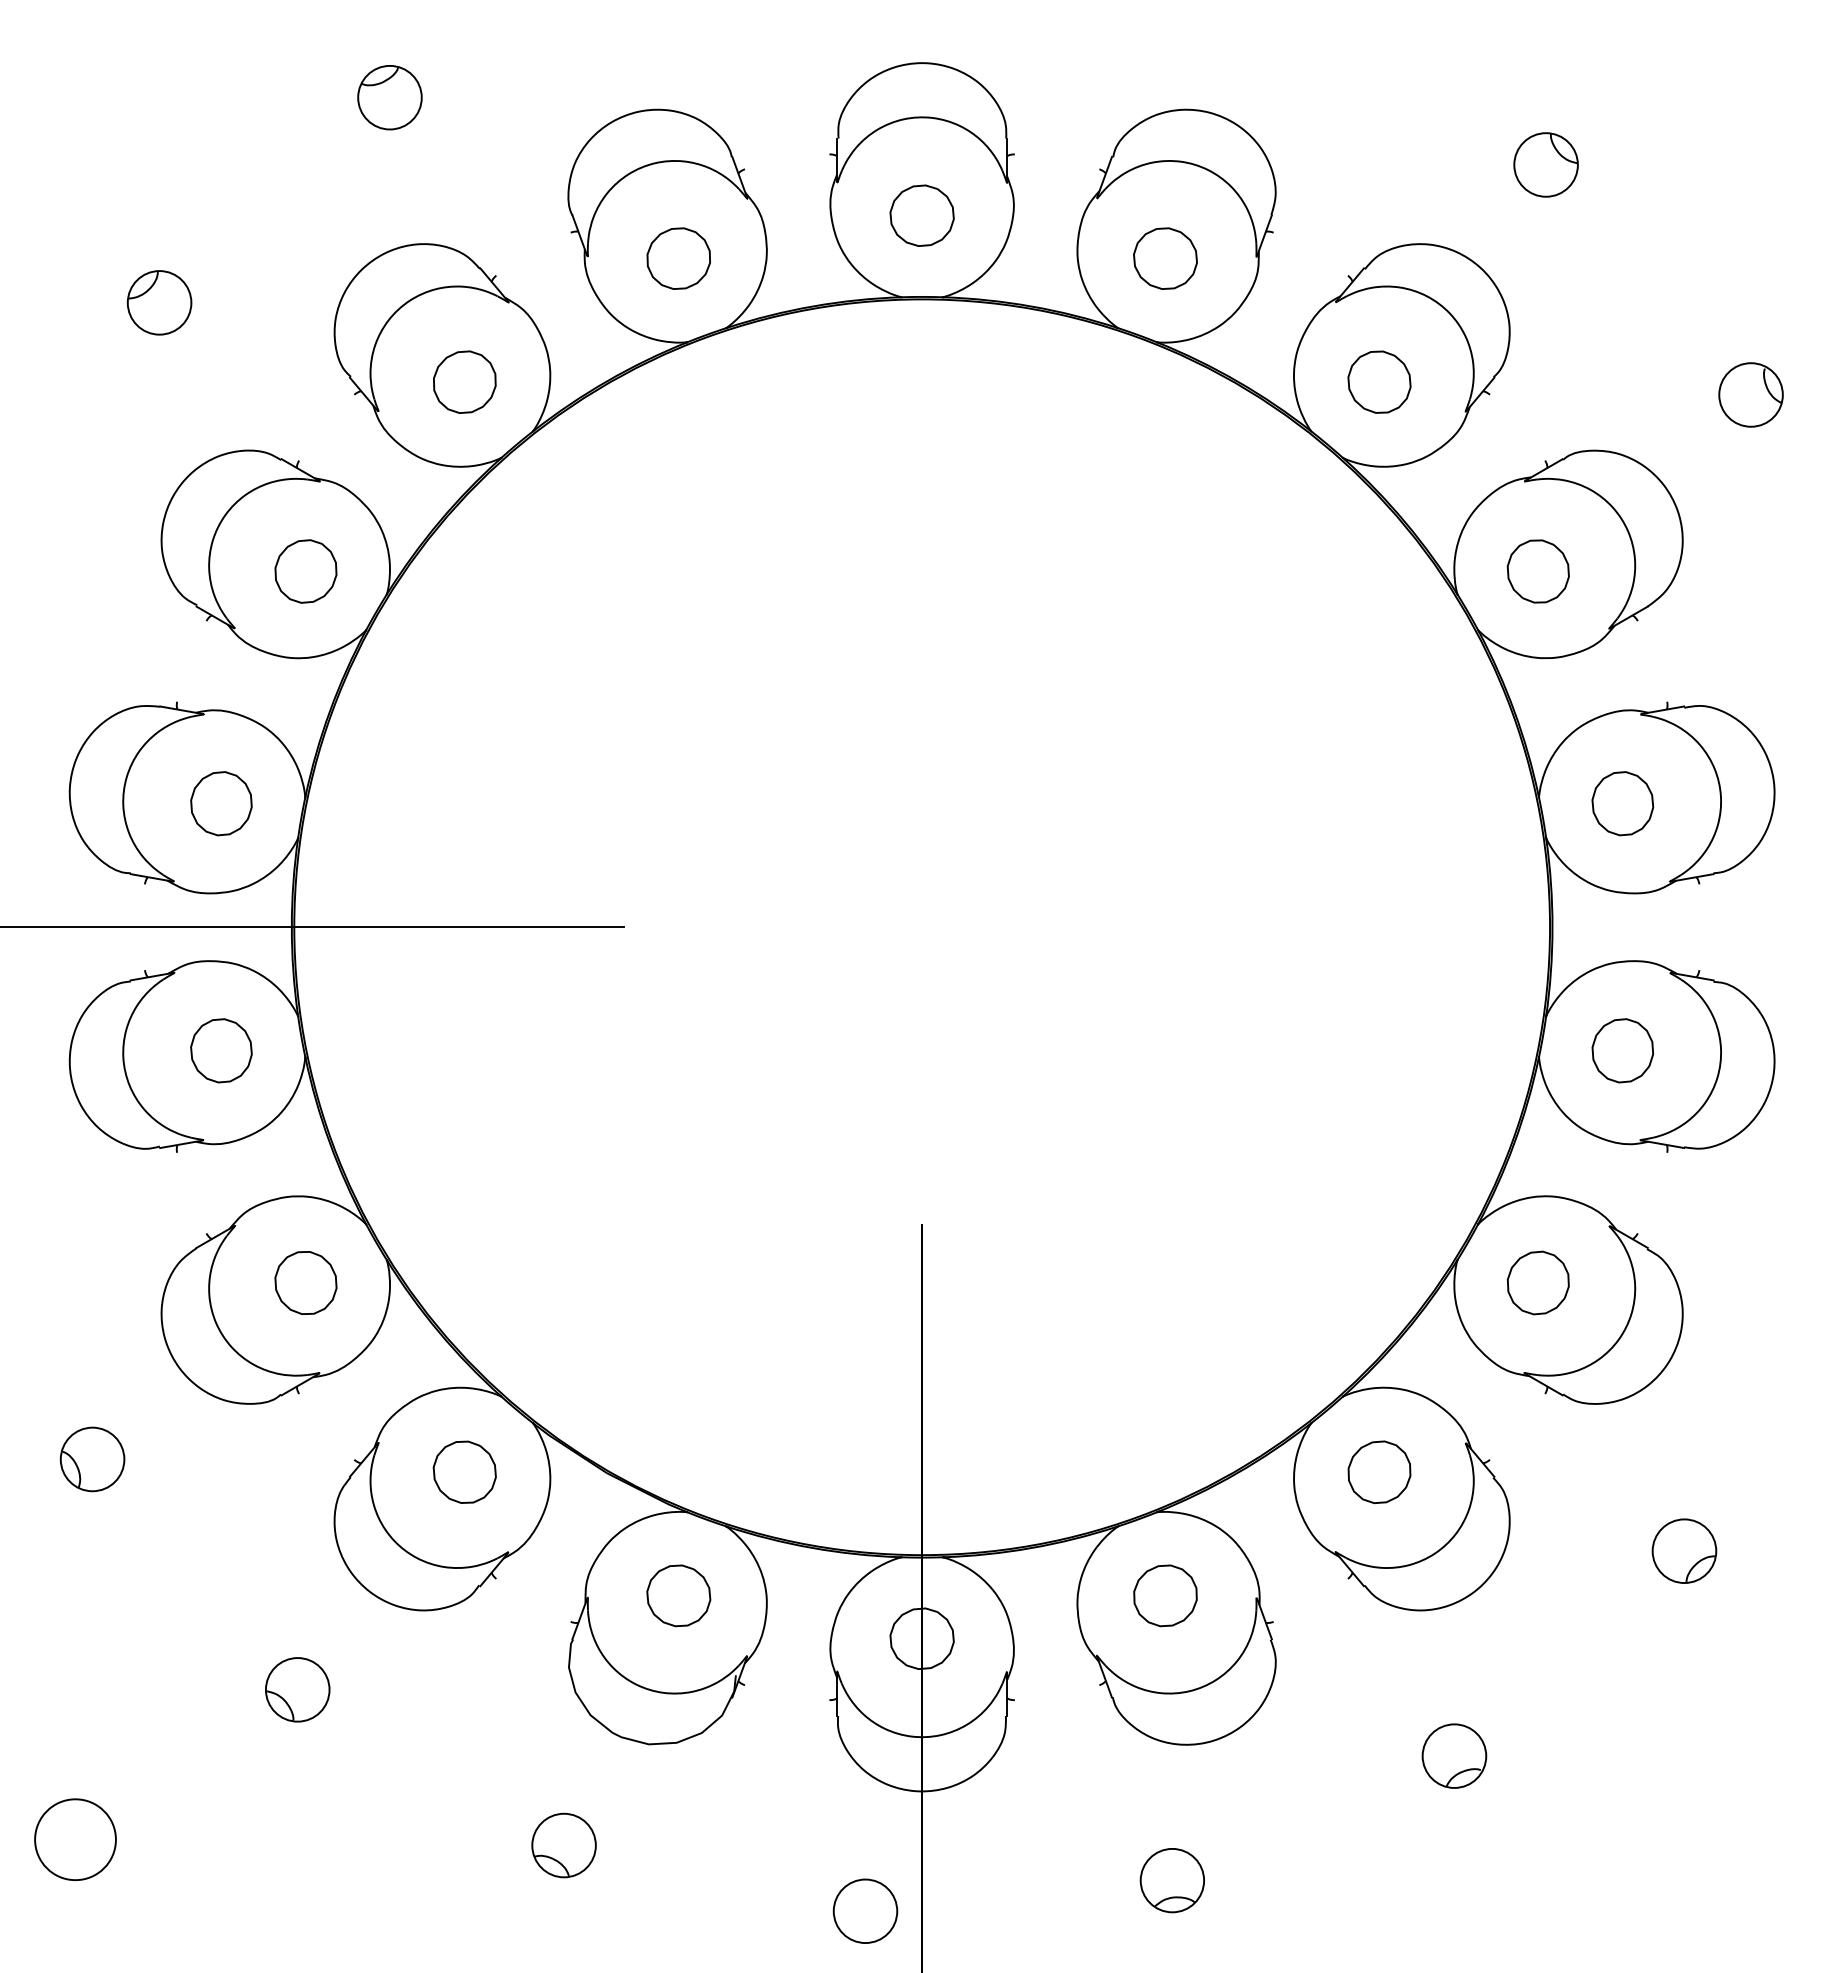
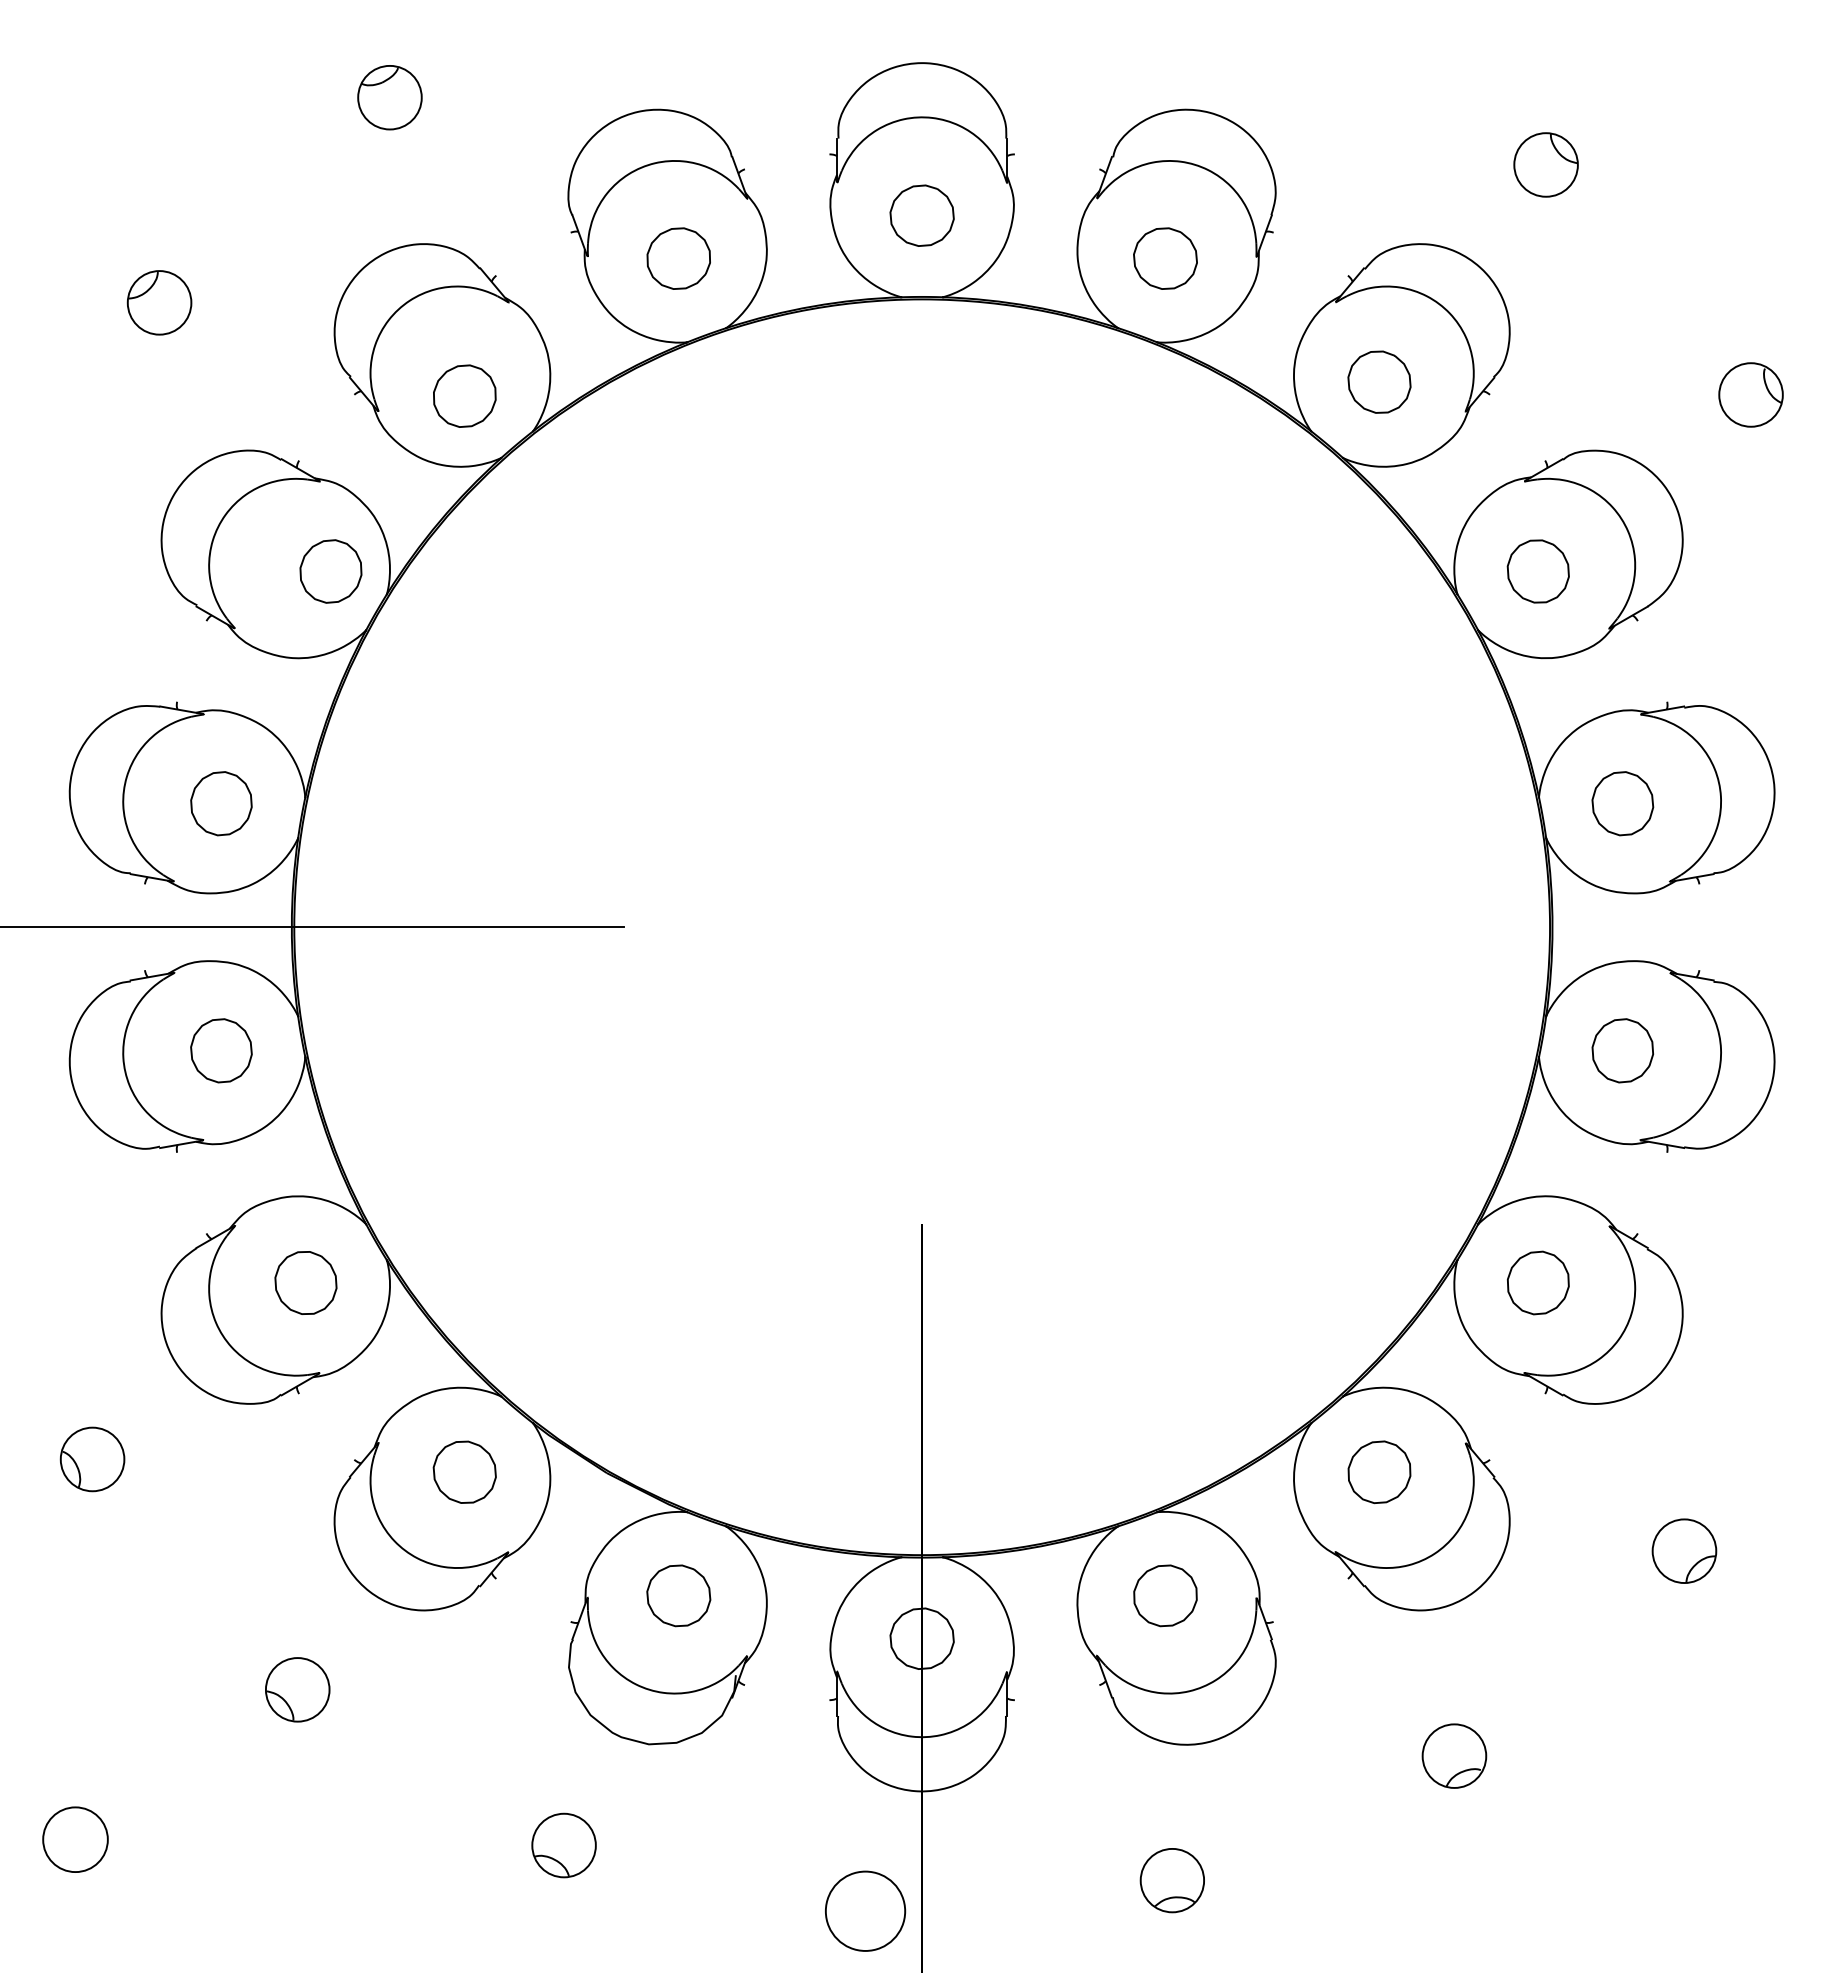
part position: (464, 381) -> (464, 395) (464, 395)
part position: (305, 571) -> (330, 571) (330, 571)
circle diameter: 81 px -> 65 px (75, 1839)
circle diameter: 63 px -> 79 px (865, 1910)
